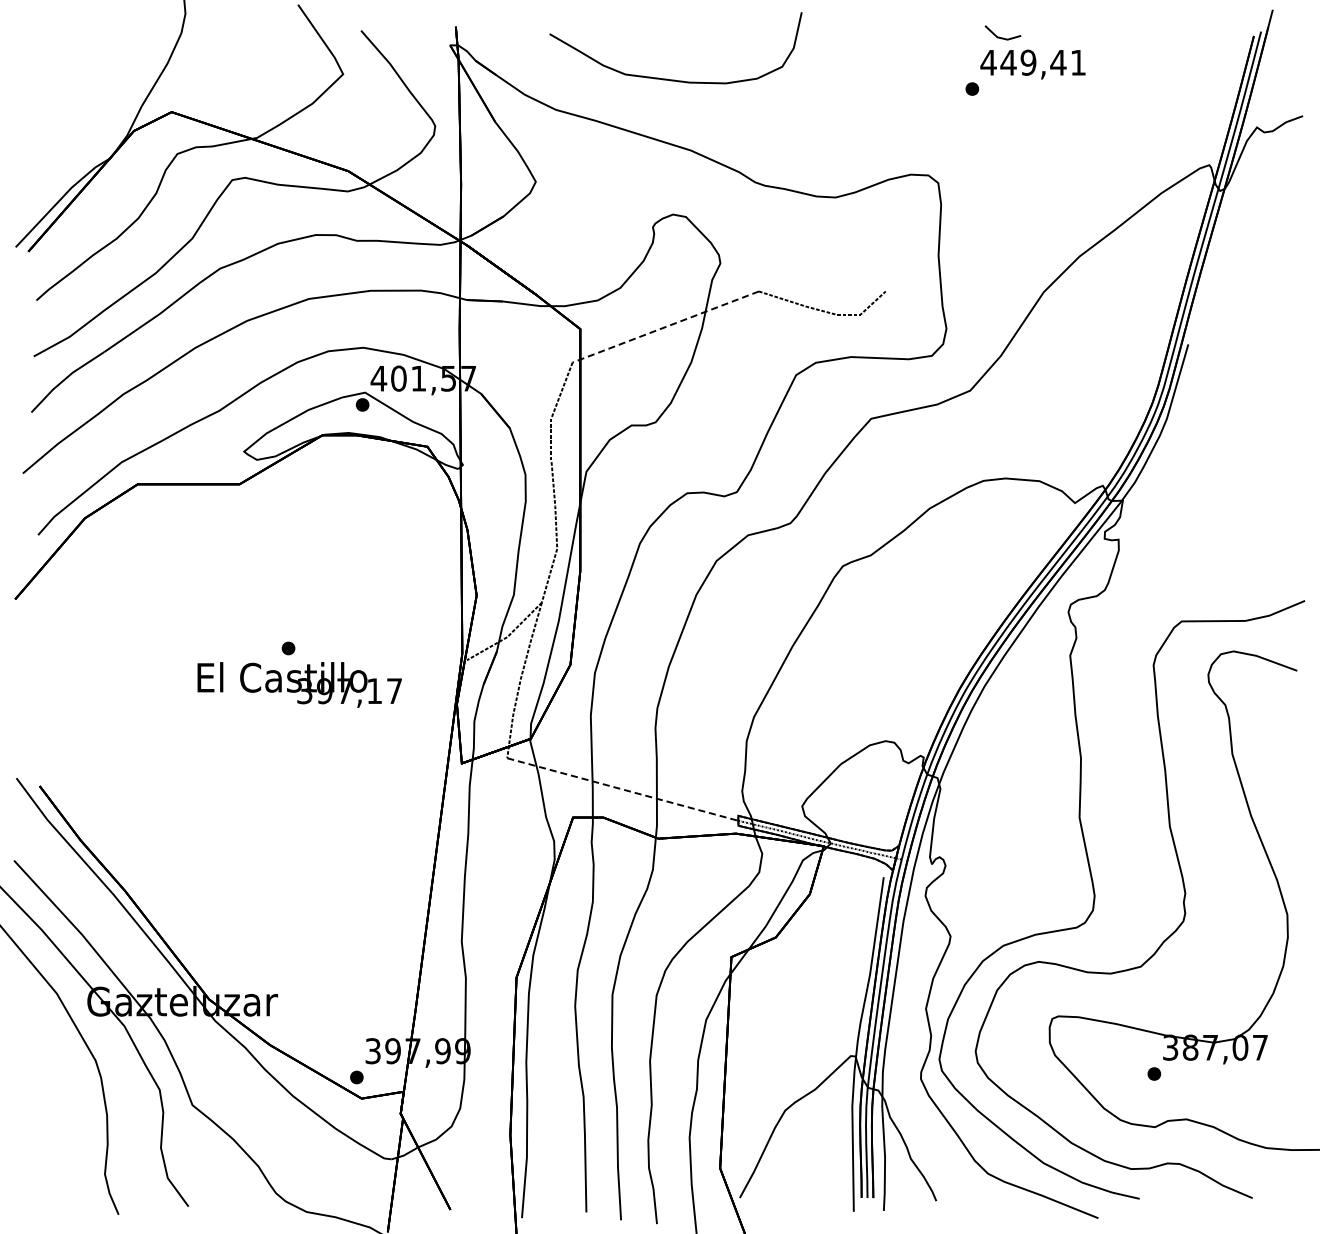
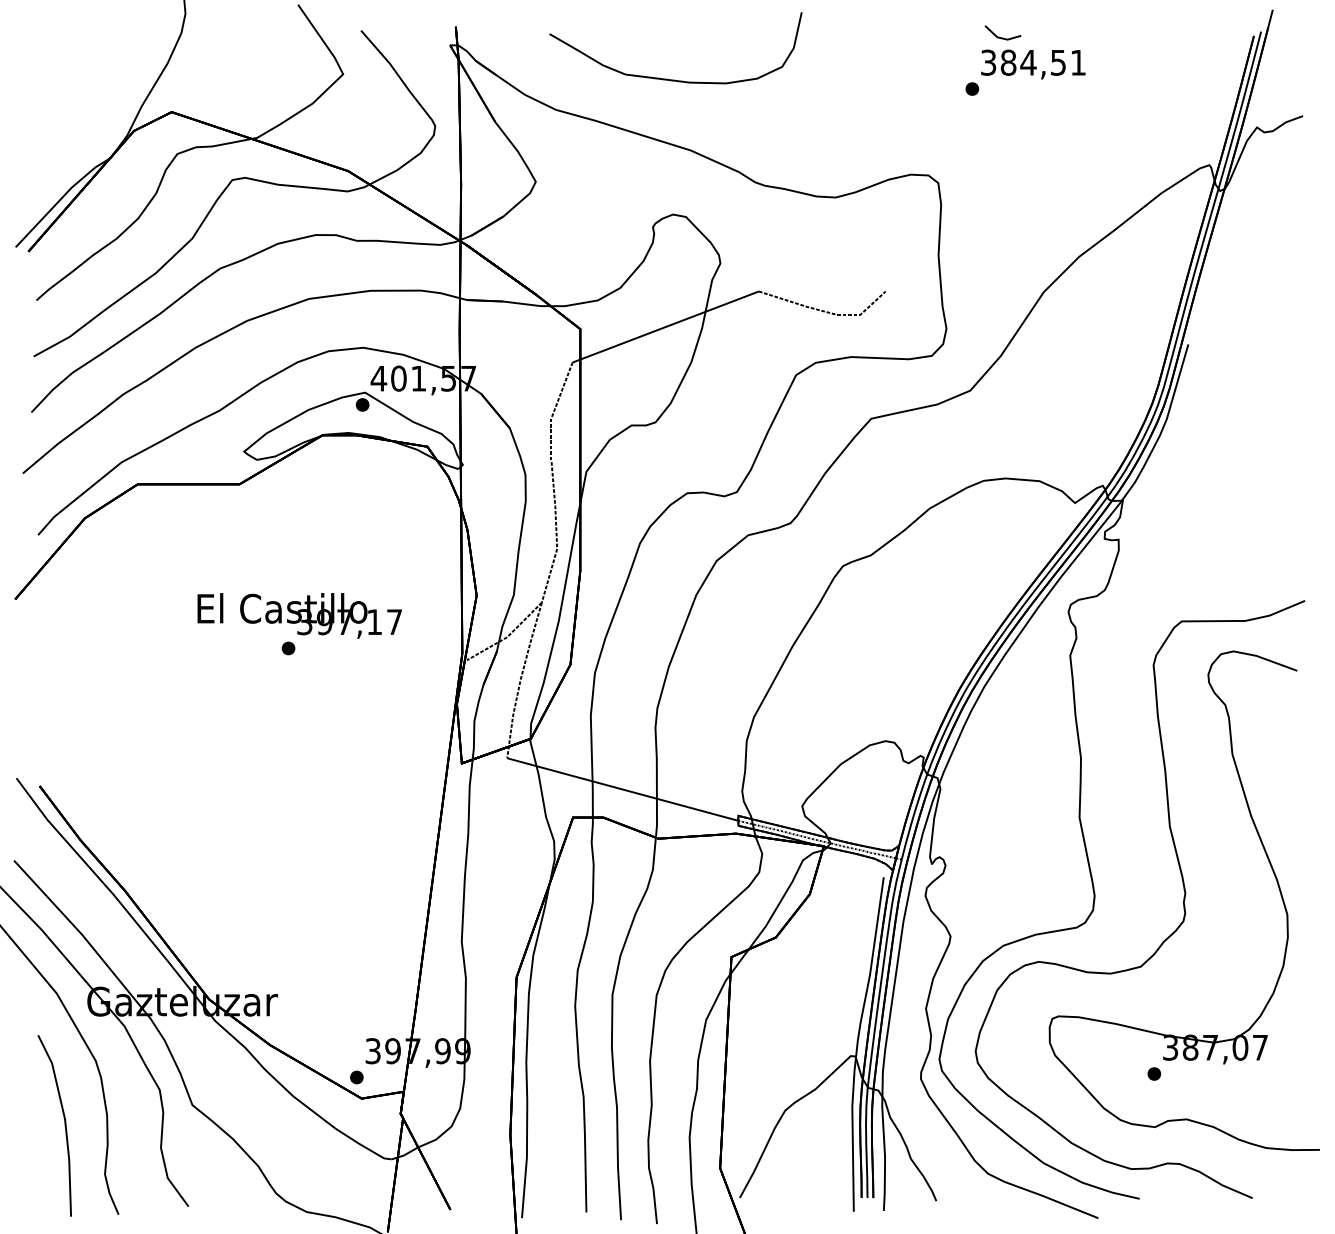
text: 449,41 -> 384,51 (1023, 62)
line: dashed -> solid (665, 327)
text position: (299, 684) -> (299, 615) (299, 615)
line: dashed -> solid (622, 789)
line: none -> present (64, 1125)
